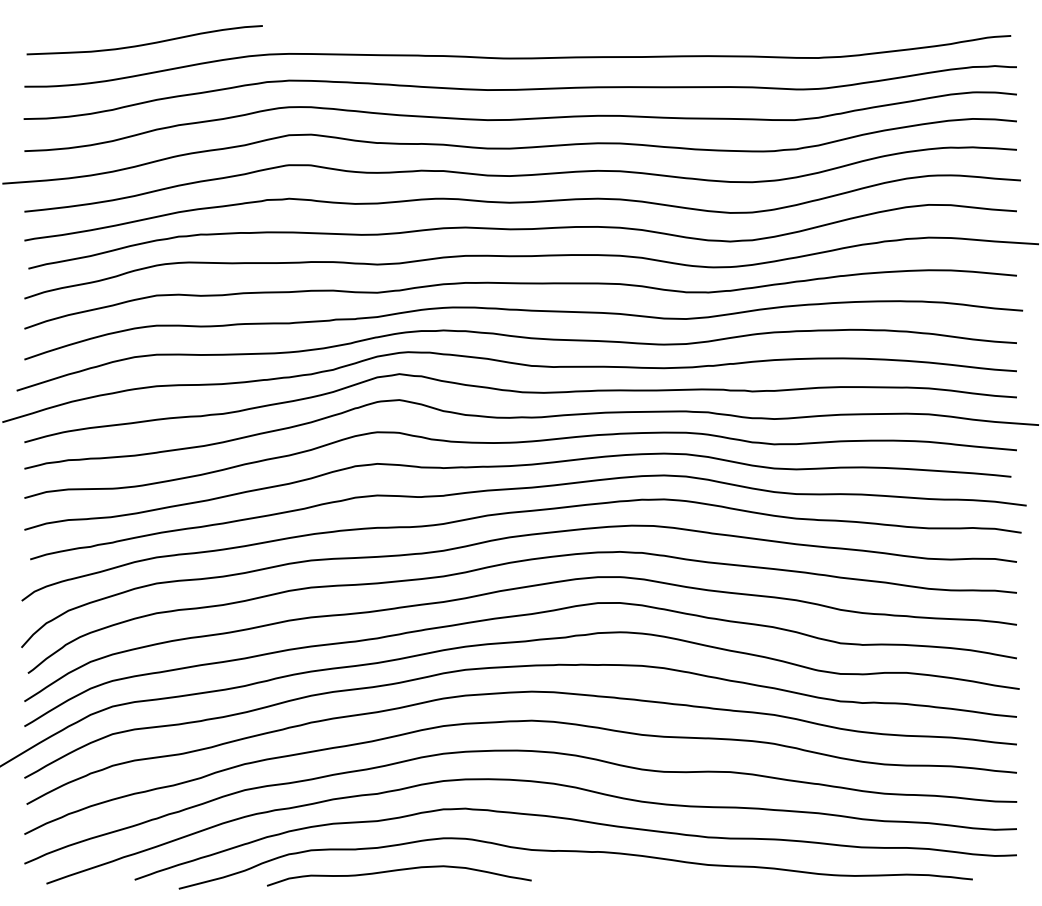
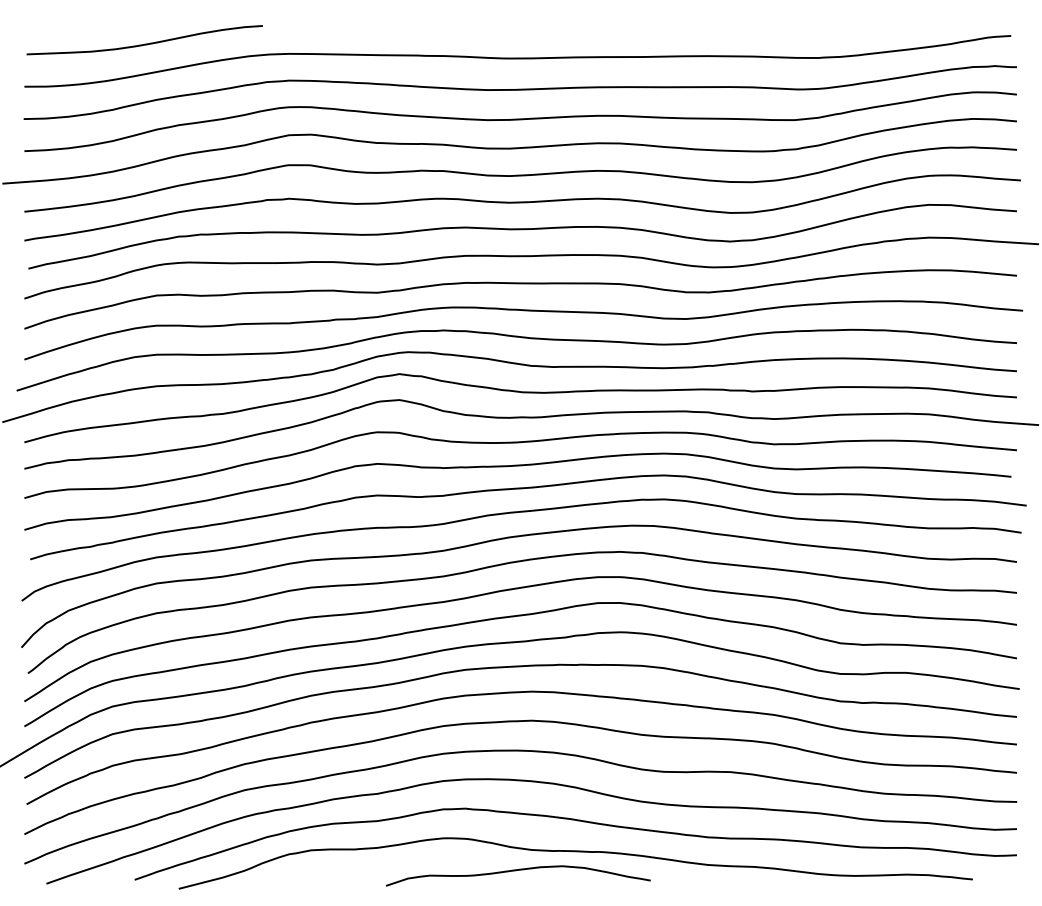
curve position: (397, 871) -> (516, 871) (516, 871)
